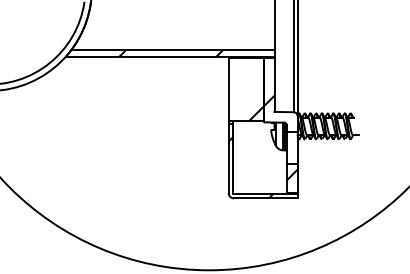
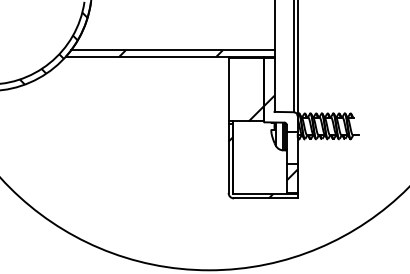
hatch: none -> present (53, 48)
